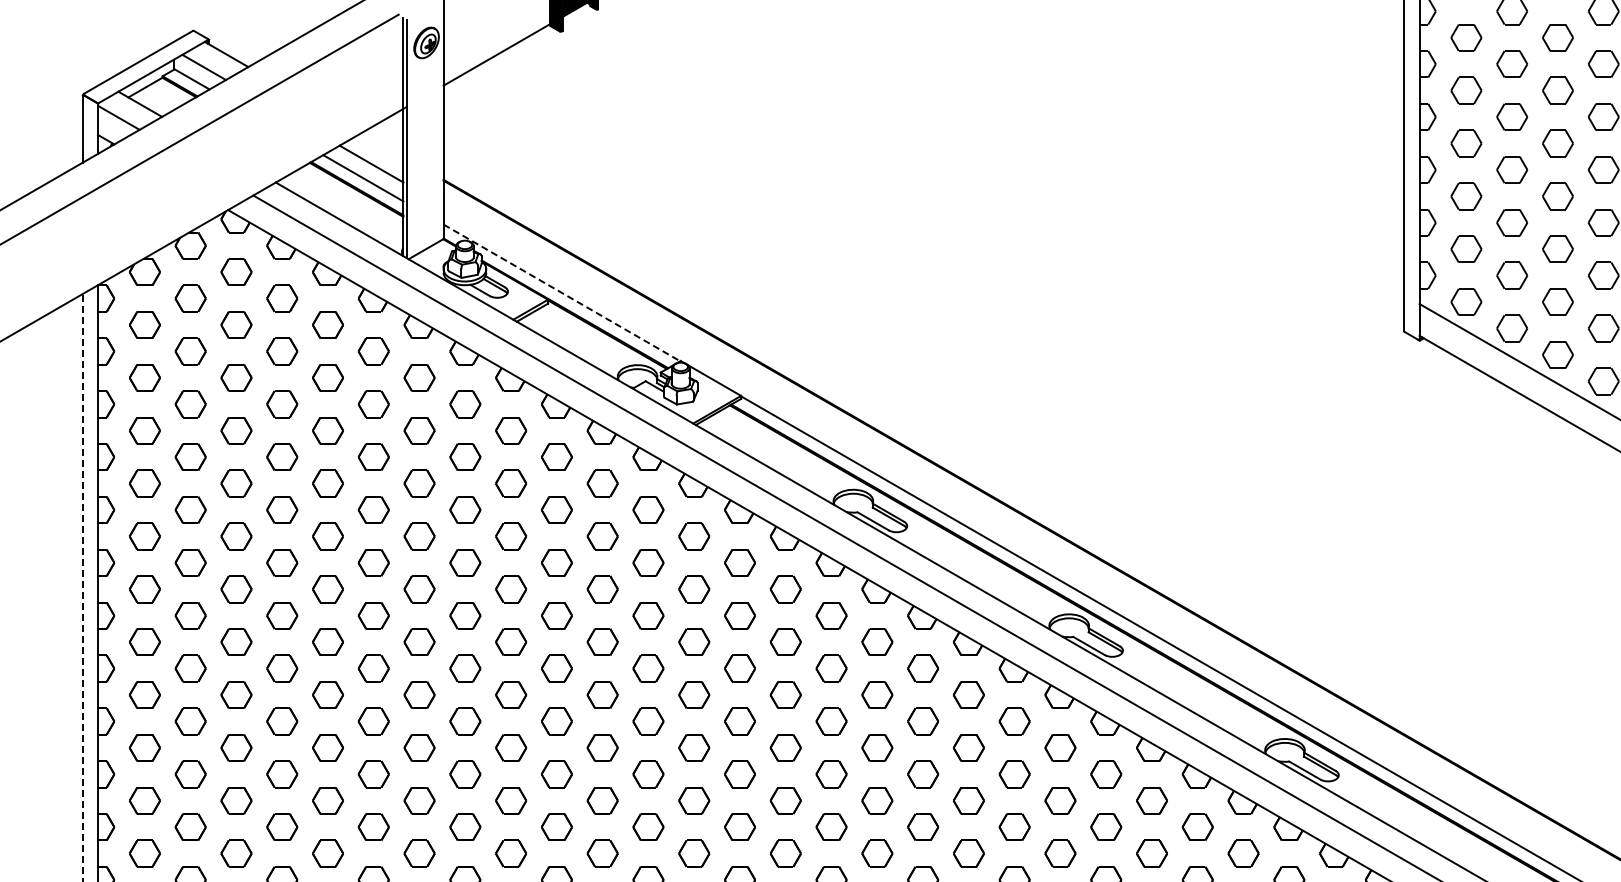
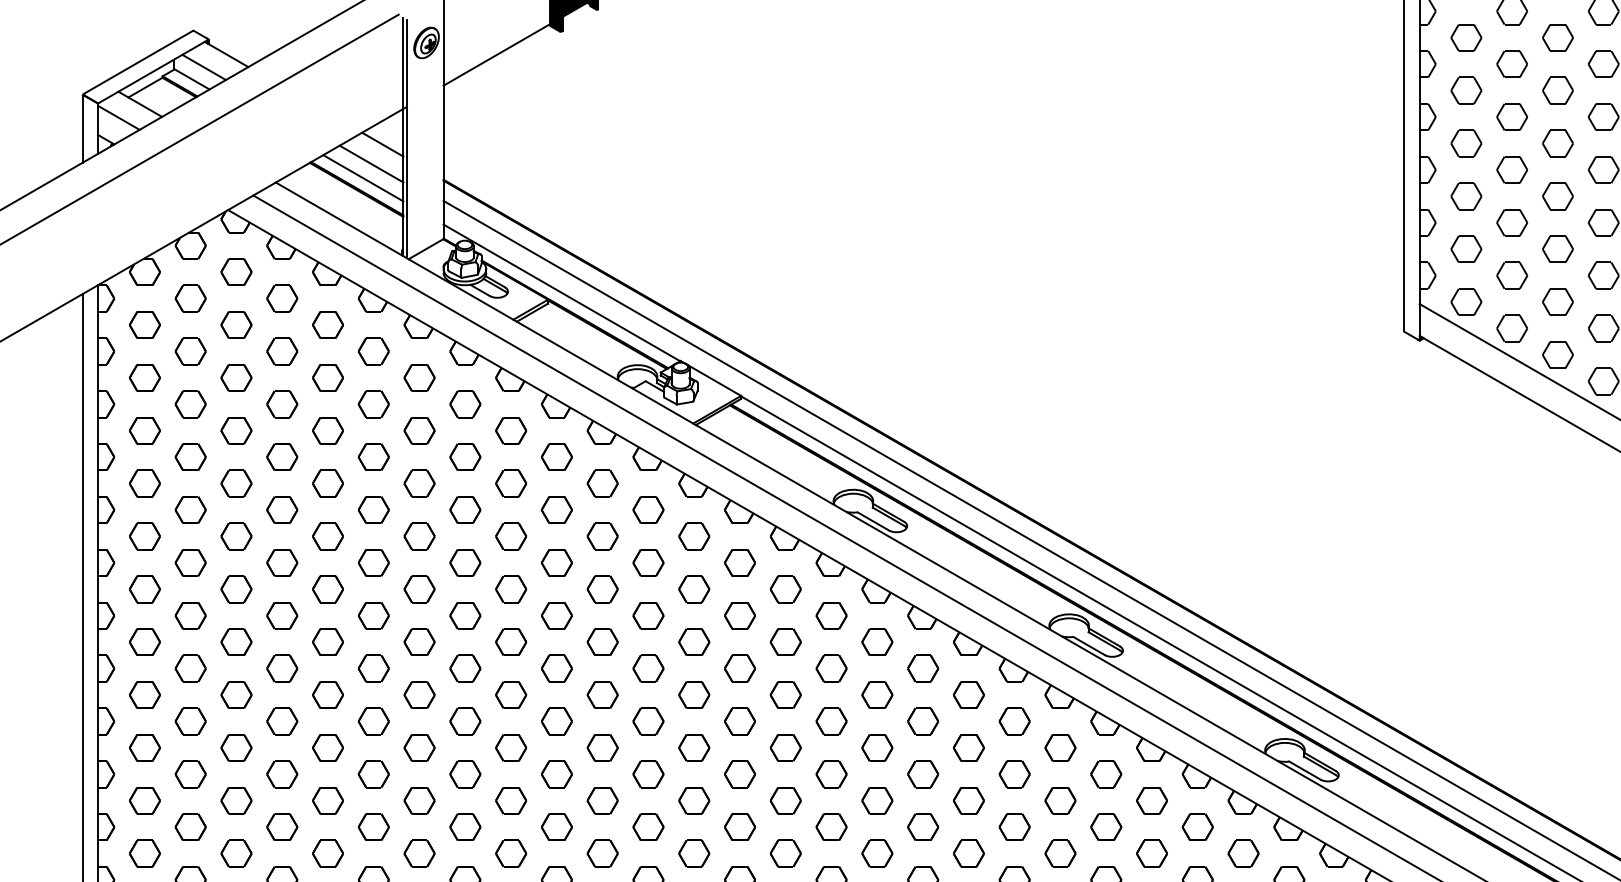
line: none -> present (382, 144)
line: dashed -> solid (561, 292)
line: none -> present (1030, 539)
line: dashed -> solid (82, 587)
